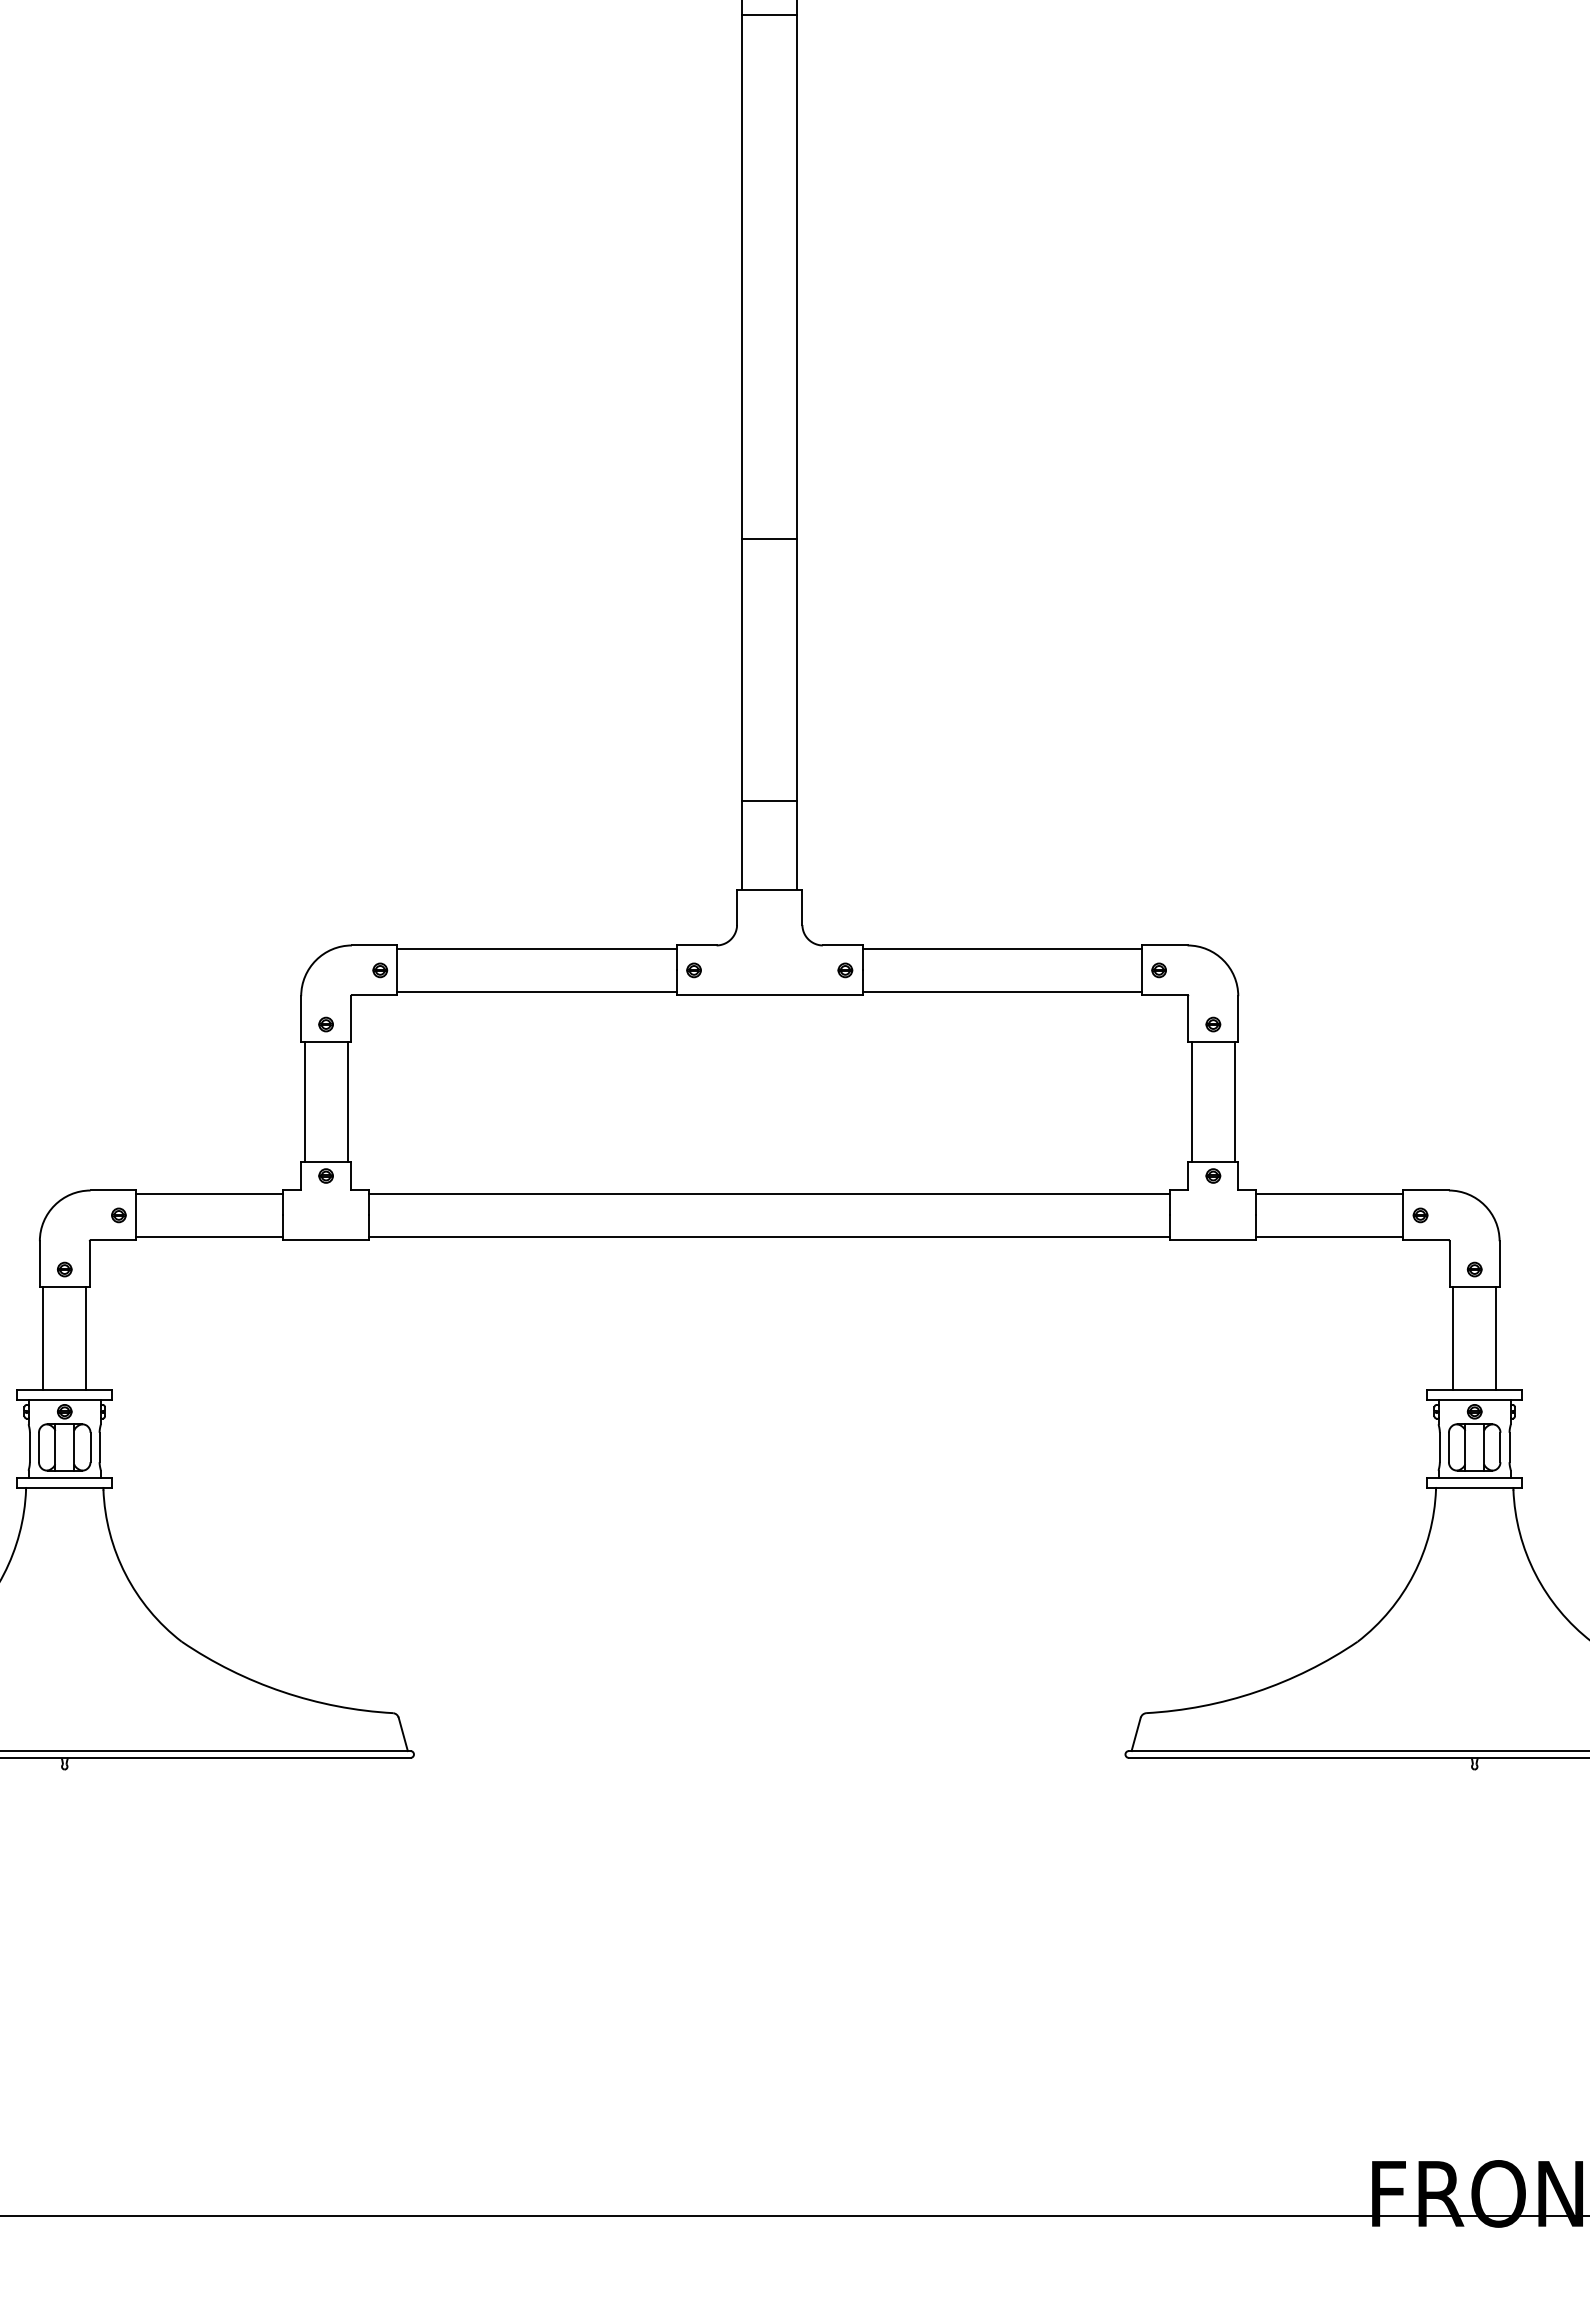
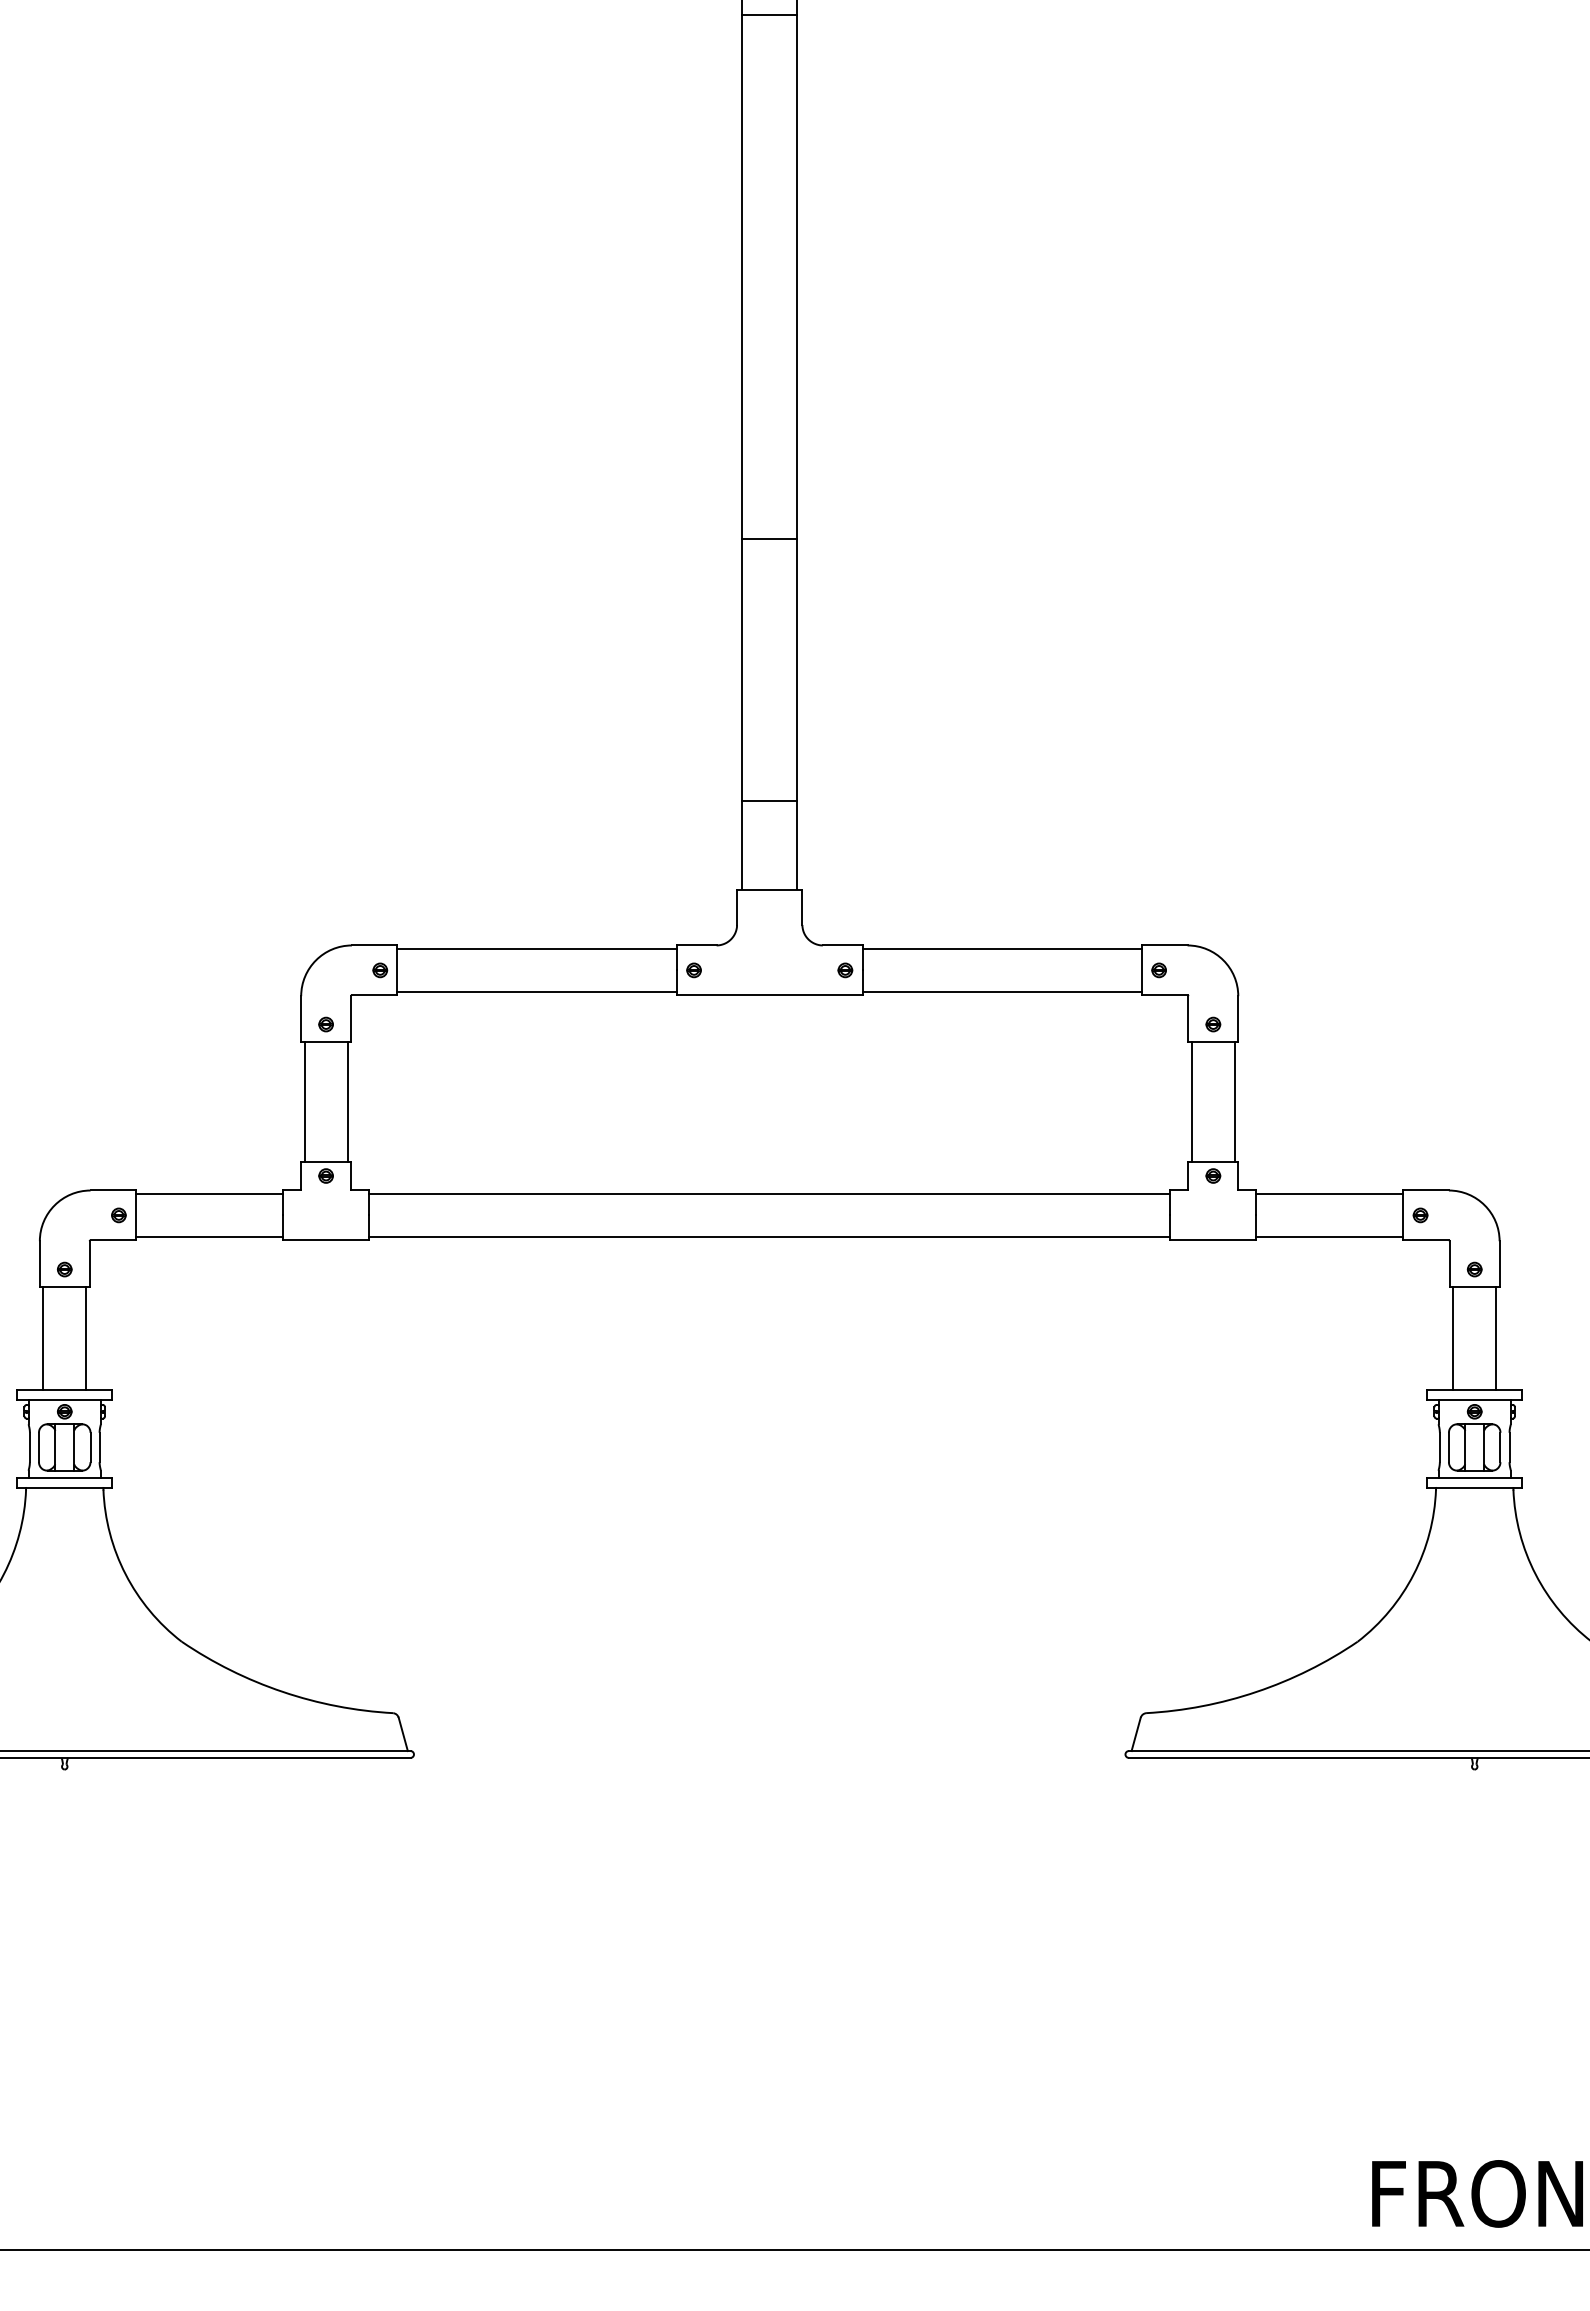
line position: (794, 2216) -> (794, 2250) (794, 2250)
